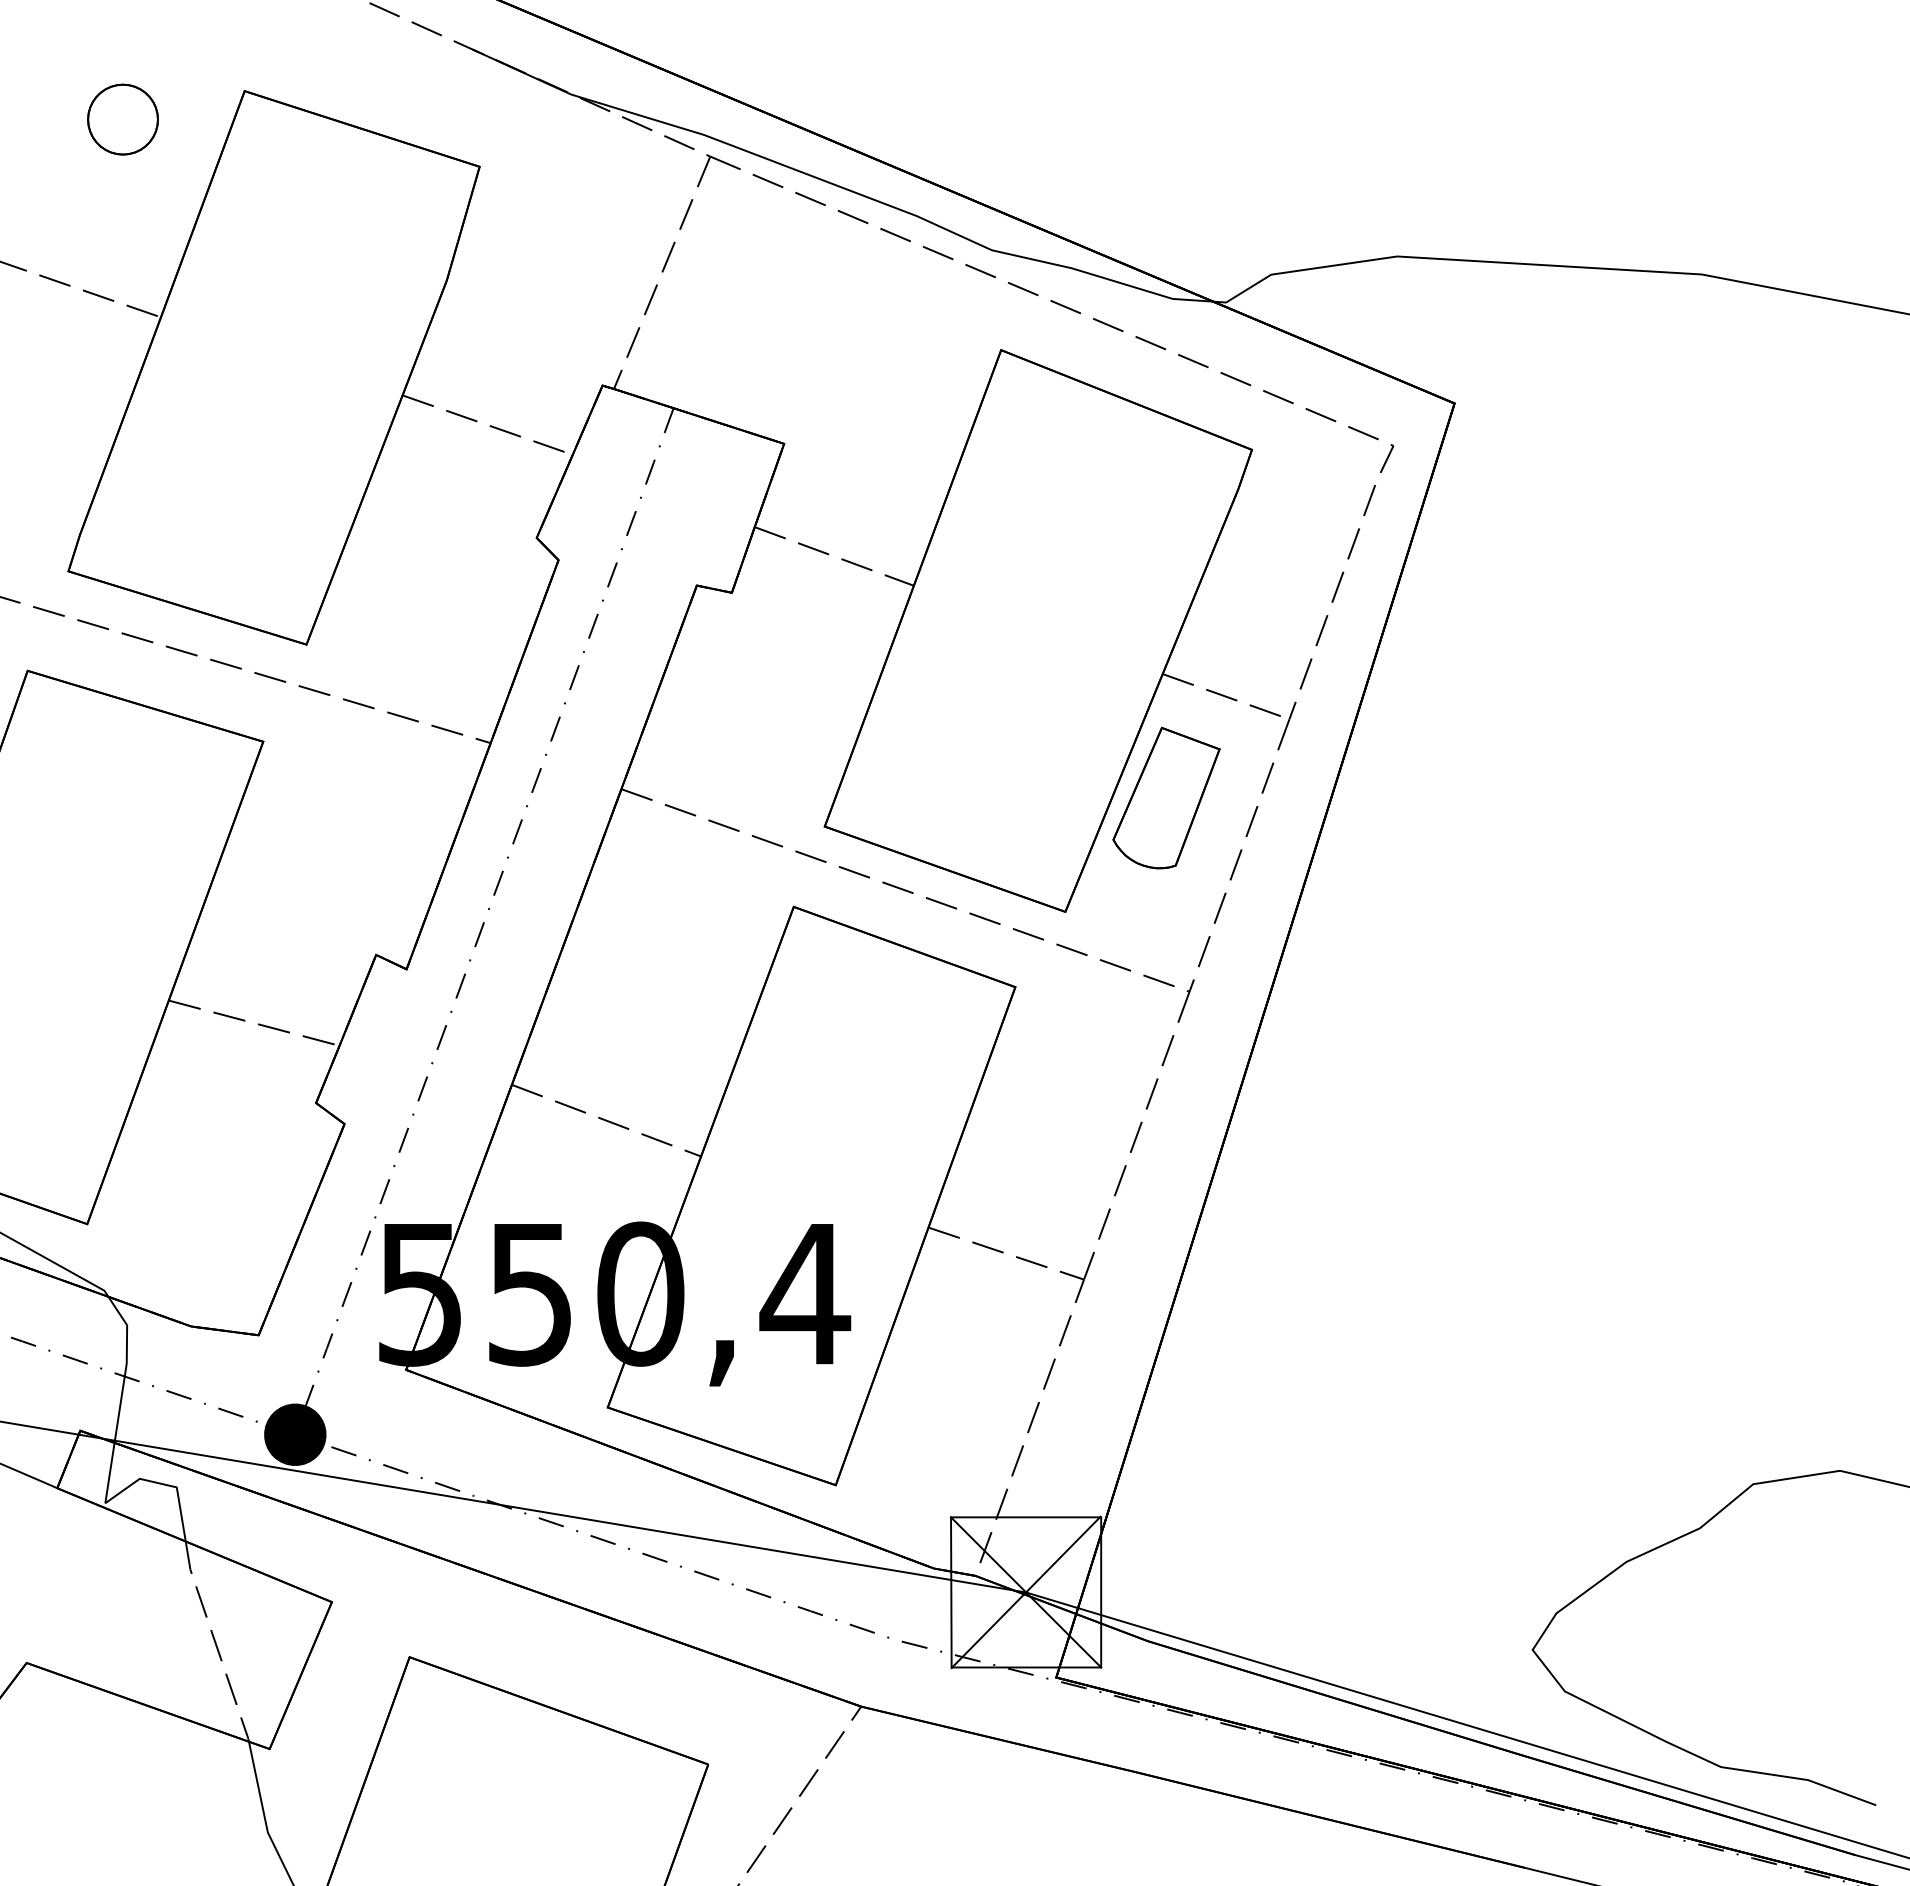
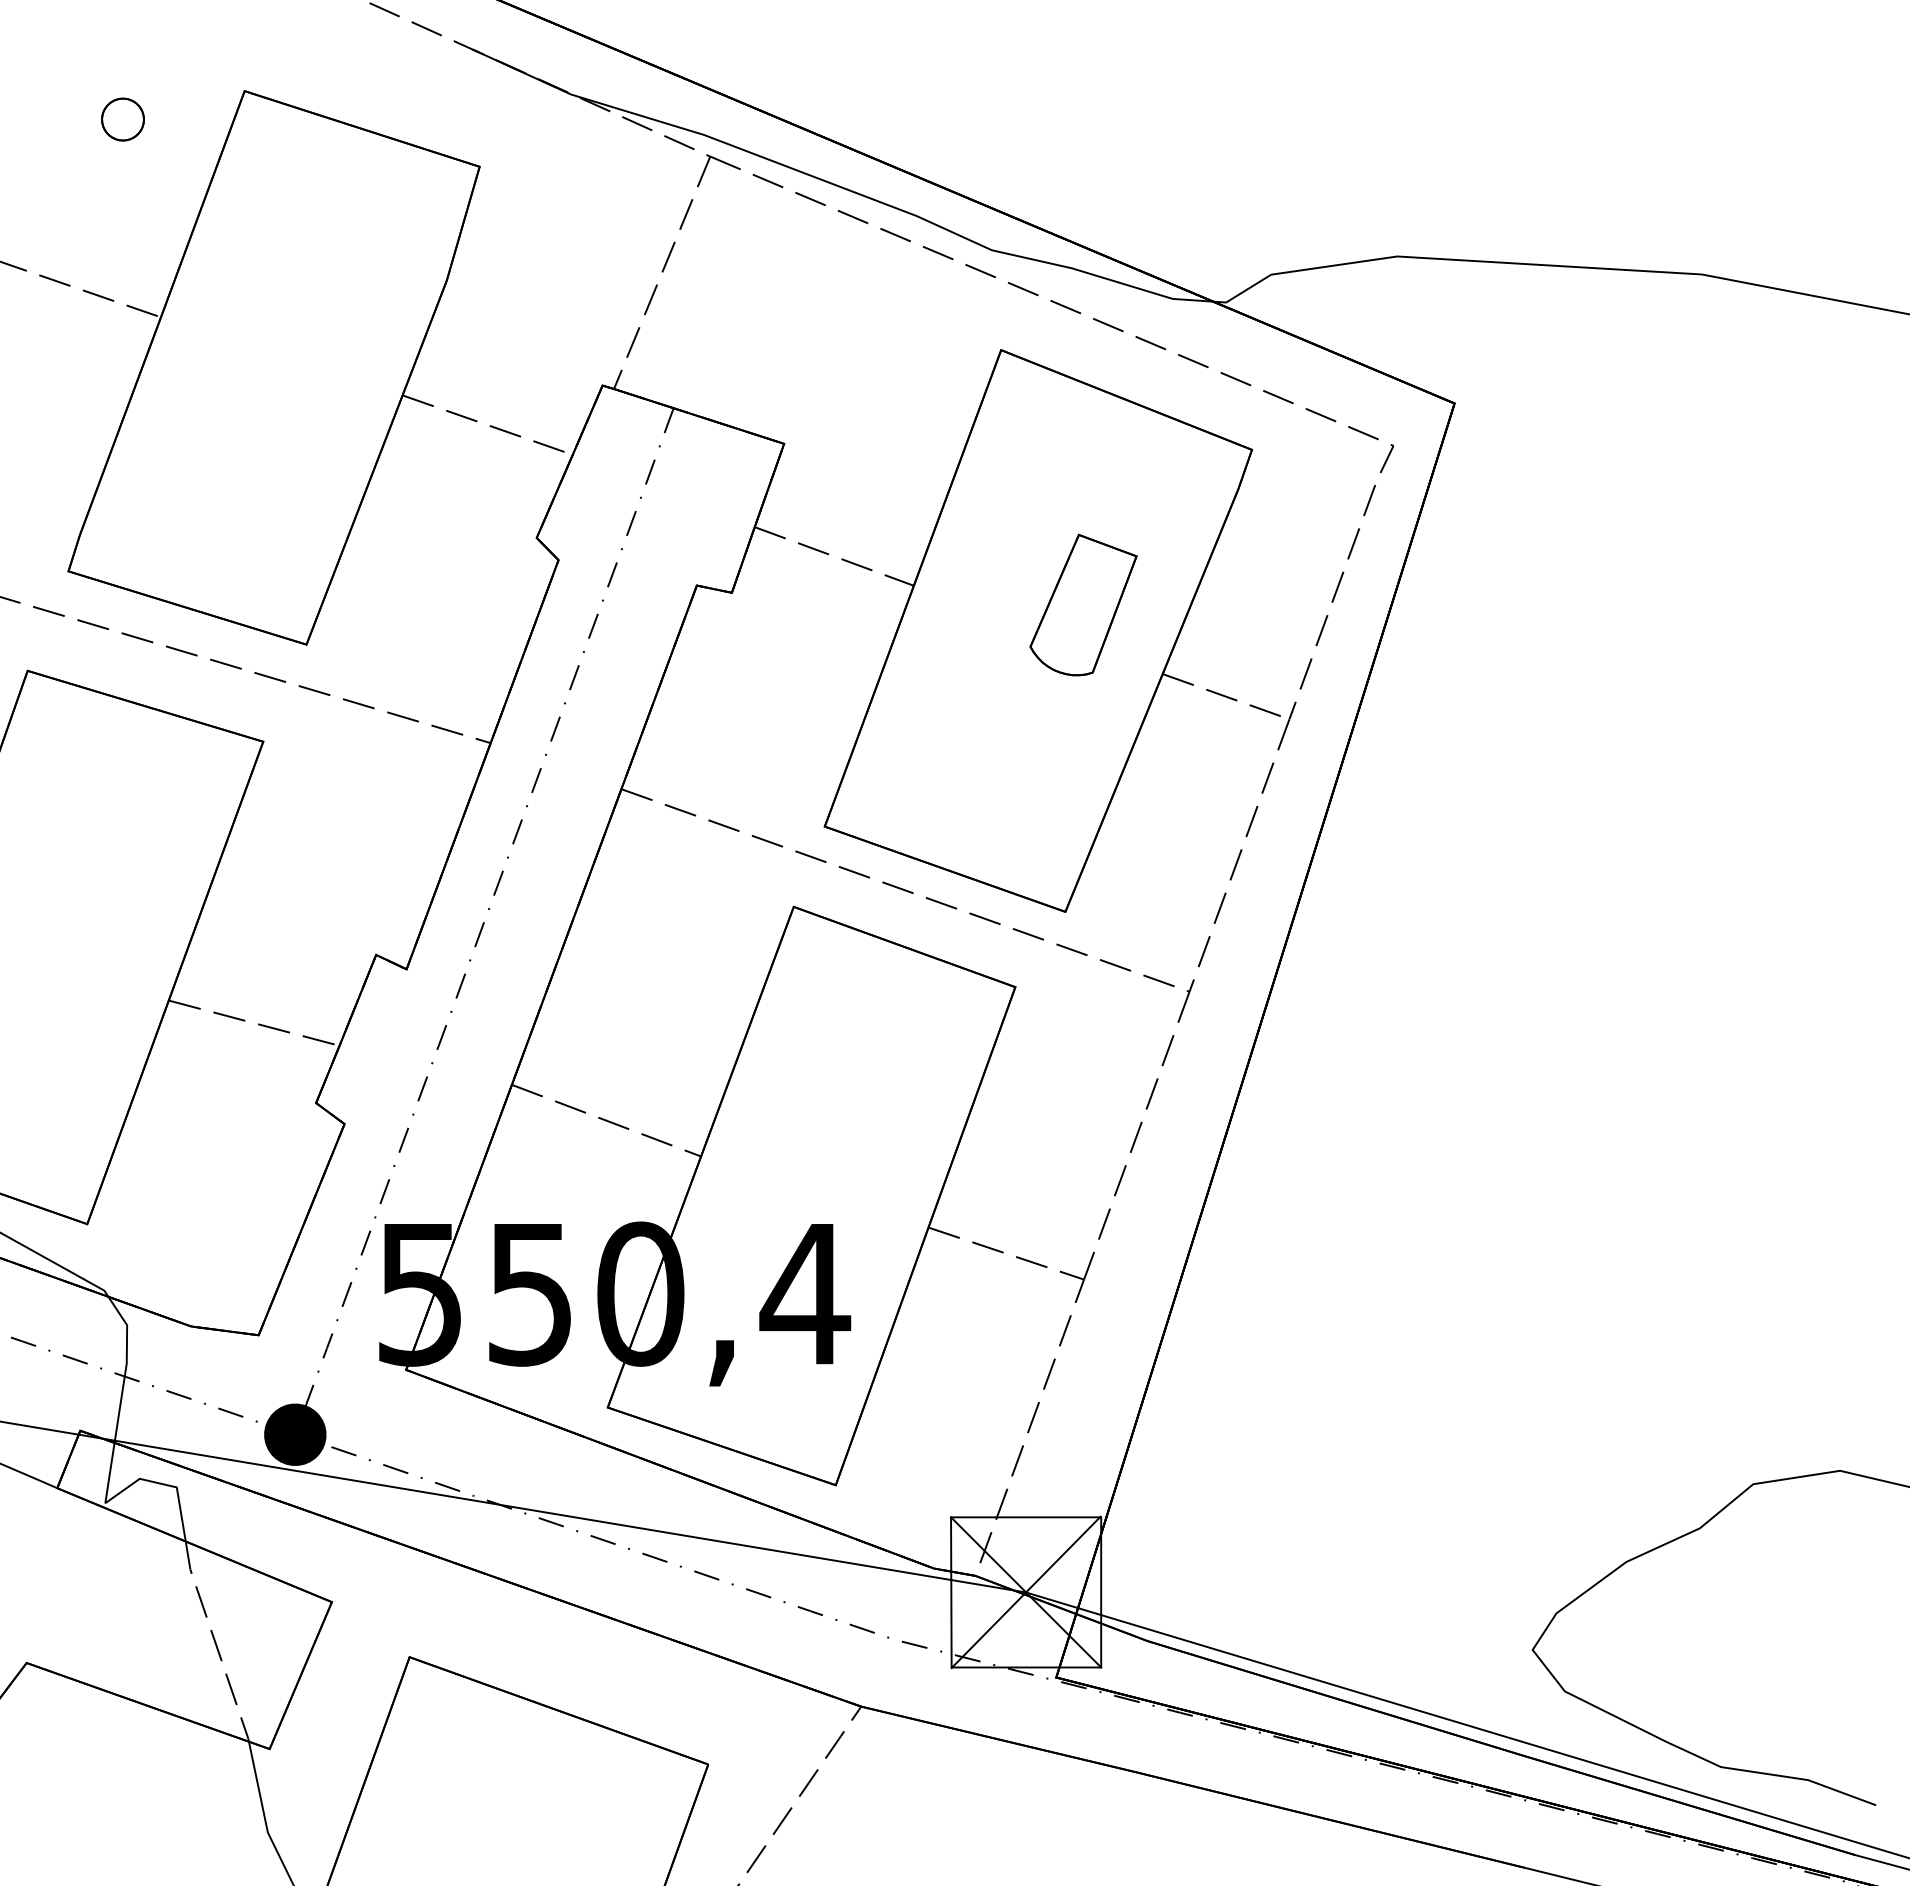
part size: 72x73 px -> 44x45 px (122, 119)
part position: (1166, 797) -> (1083, 604) (1083, 604)
